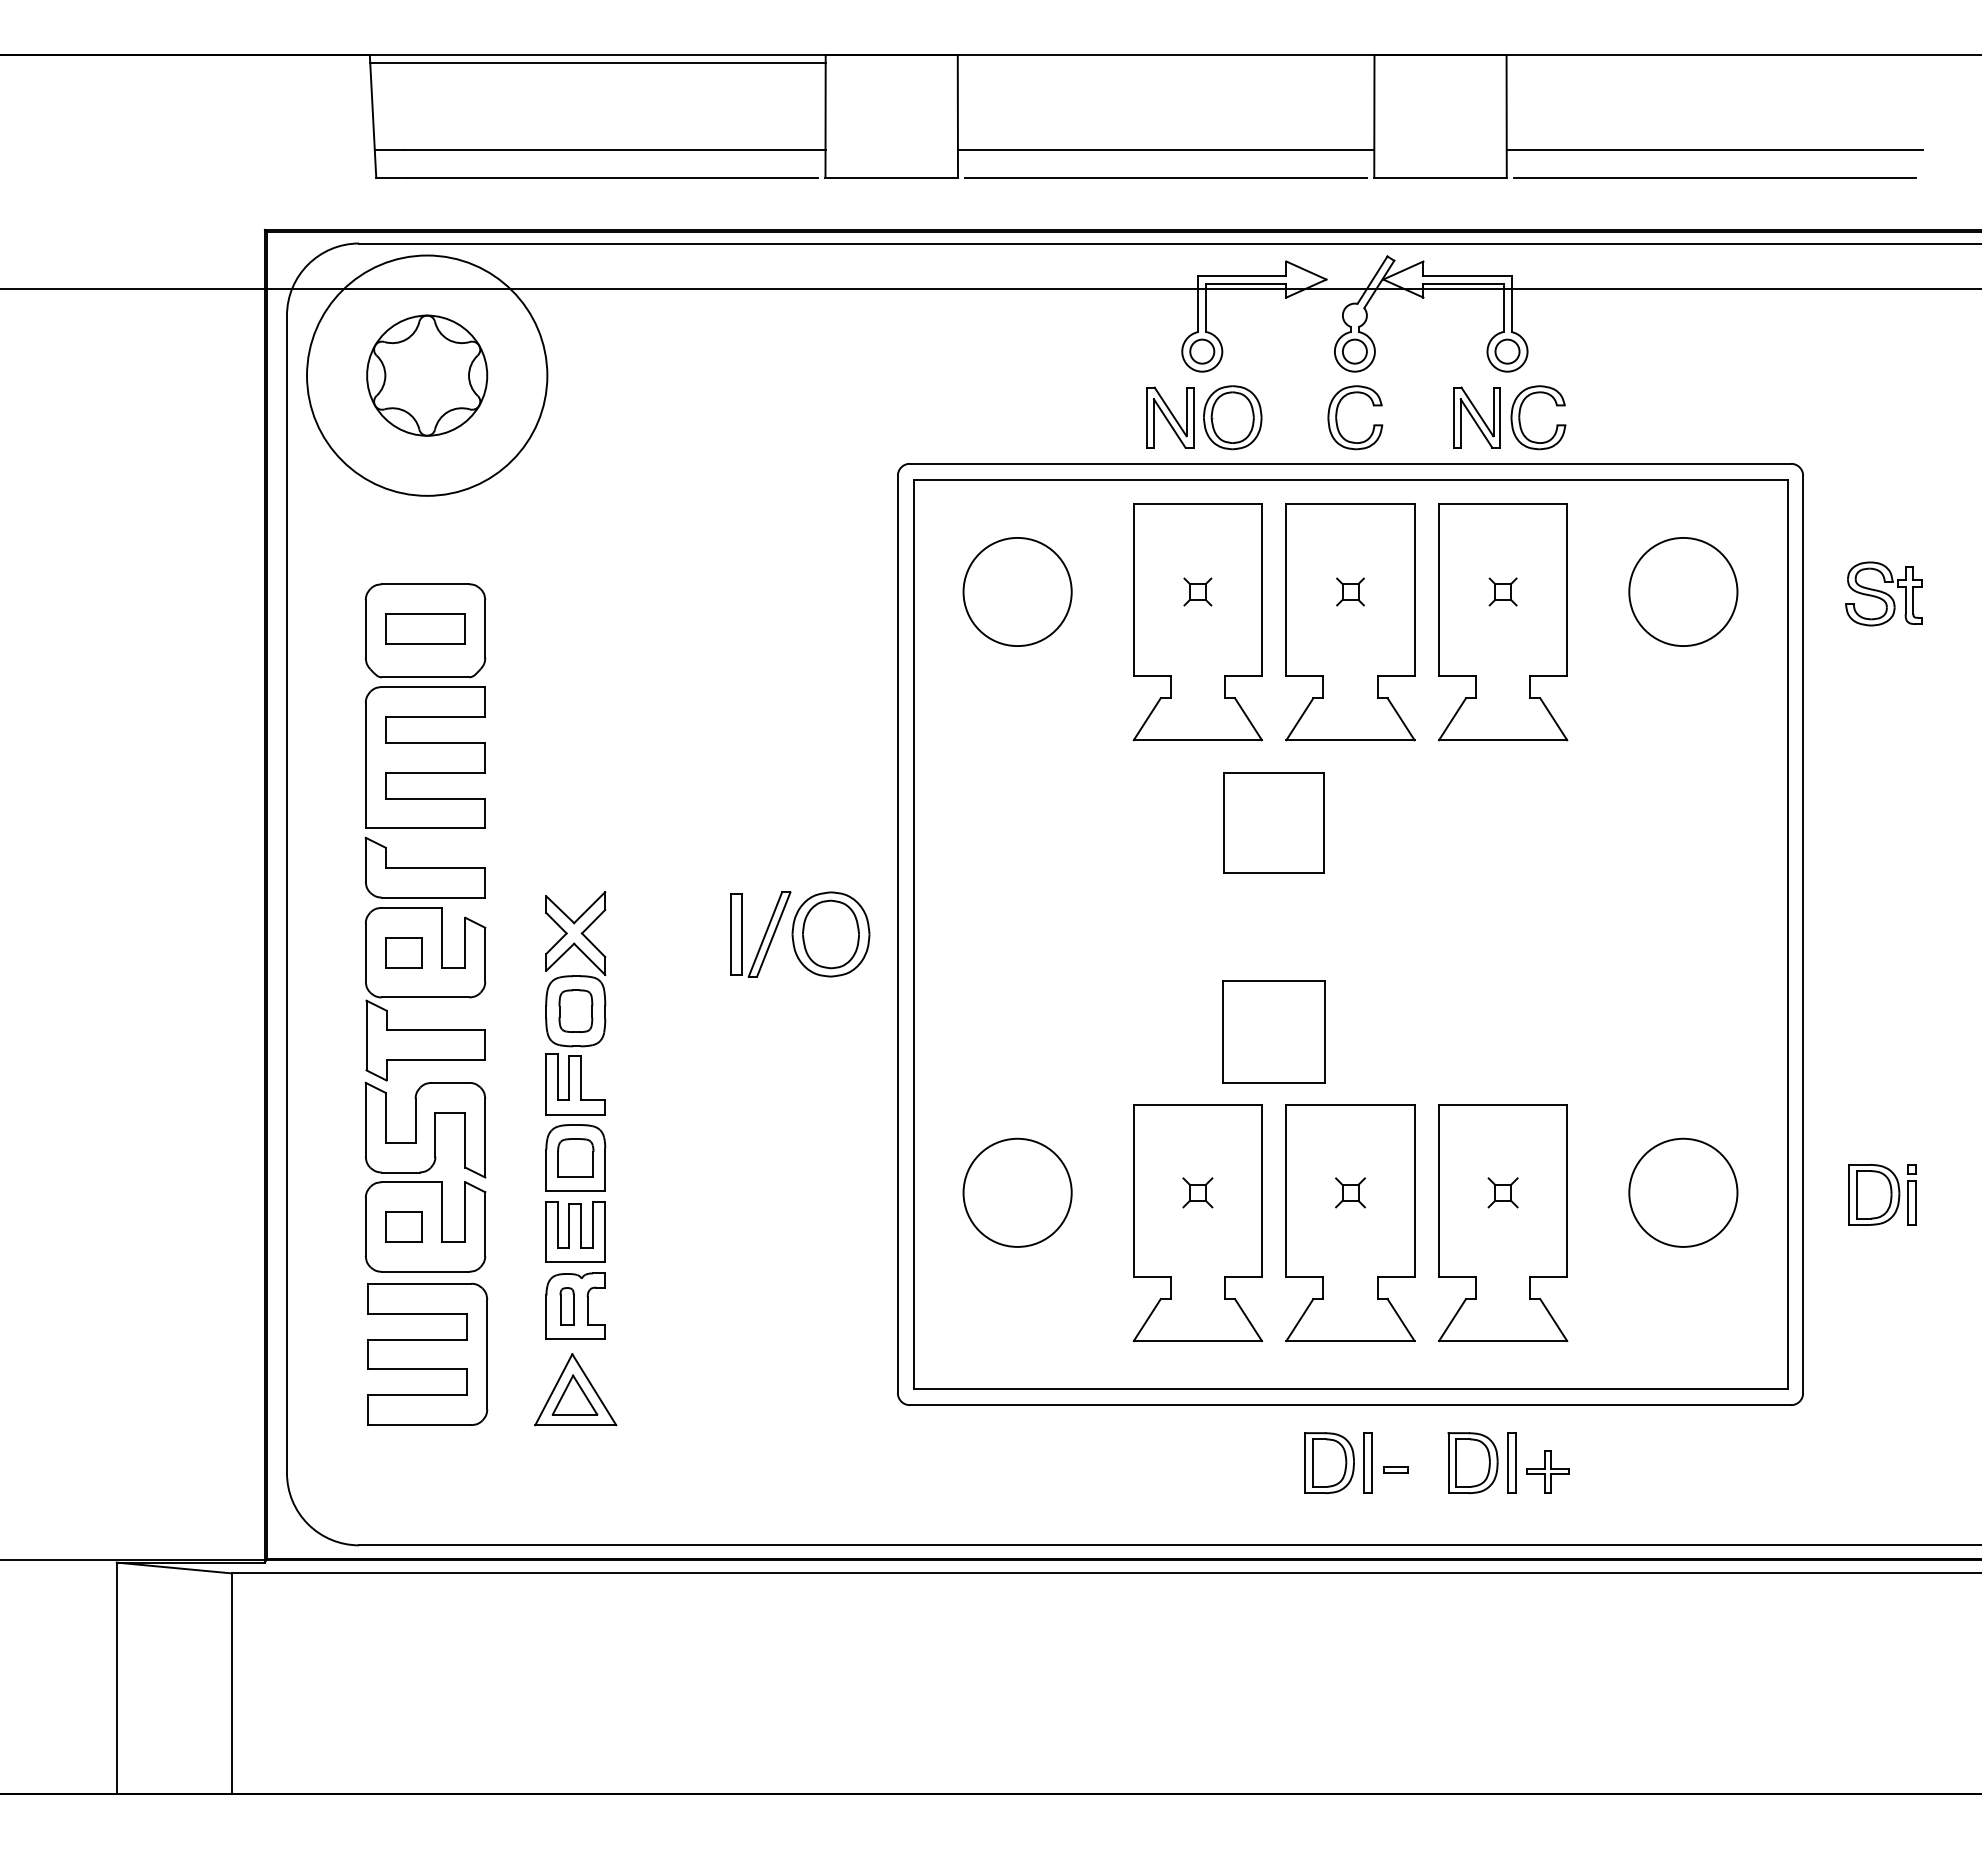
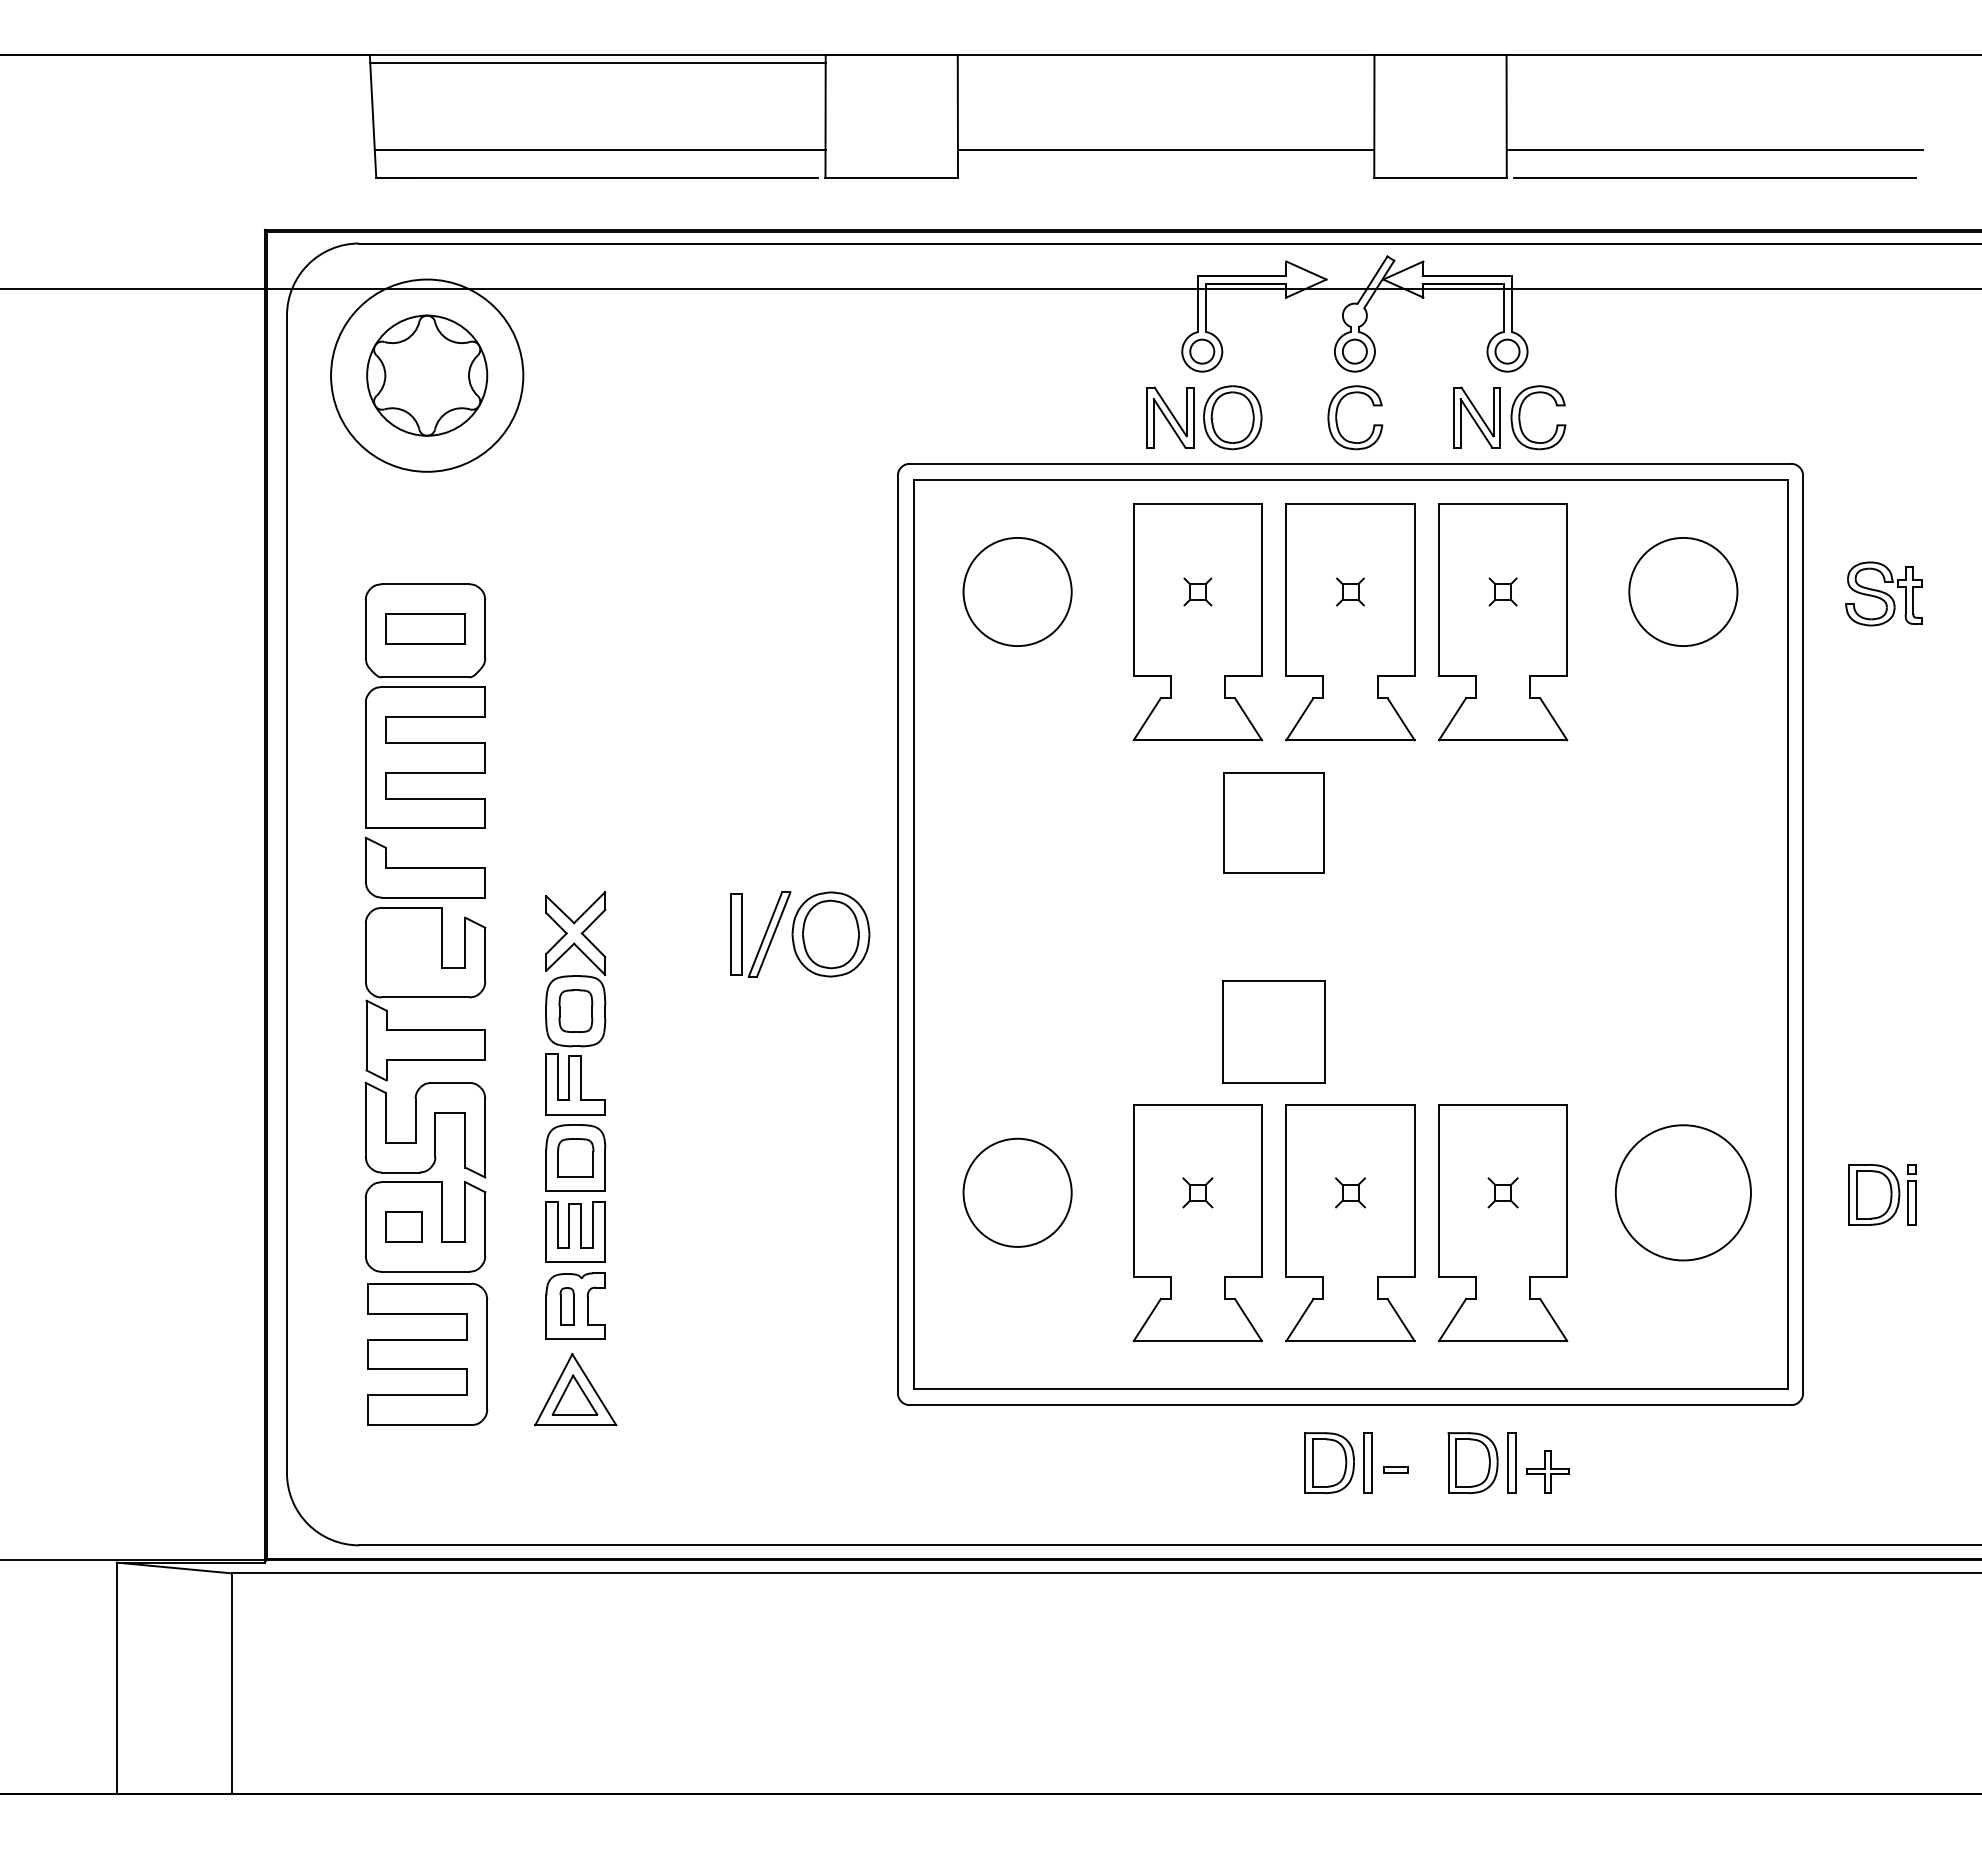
line: present -> none (1166, 177)
circle diameter: 240 px -> 192 px (427, 375)
part: present -> none (403, 952)
circle diameter: 108 px -> 135 px (1682, 1192)
